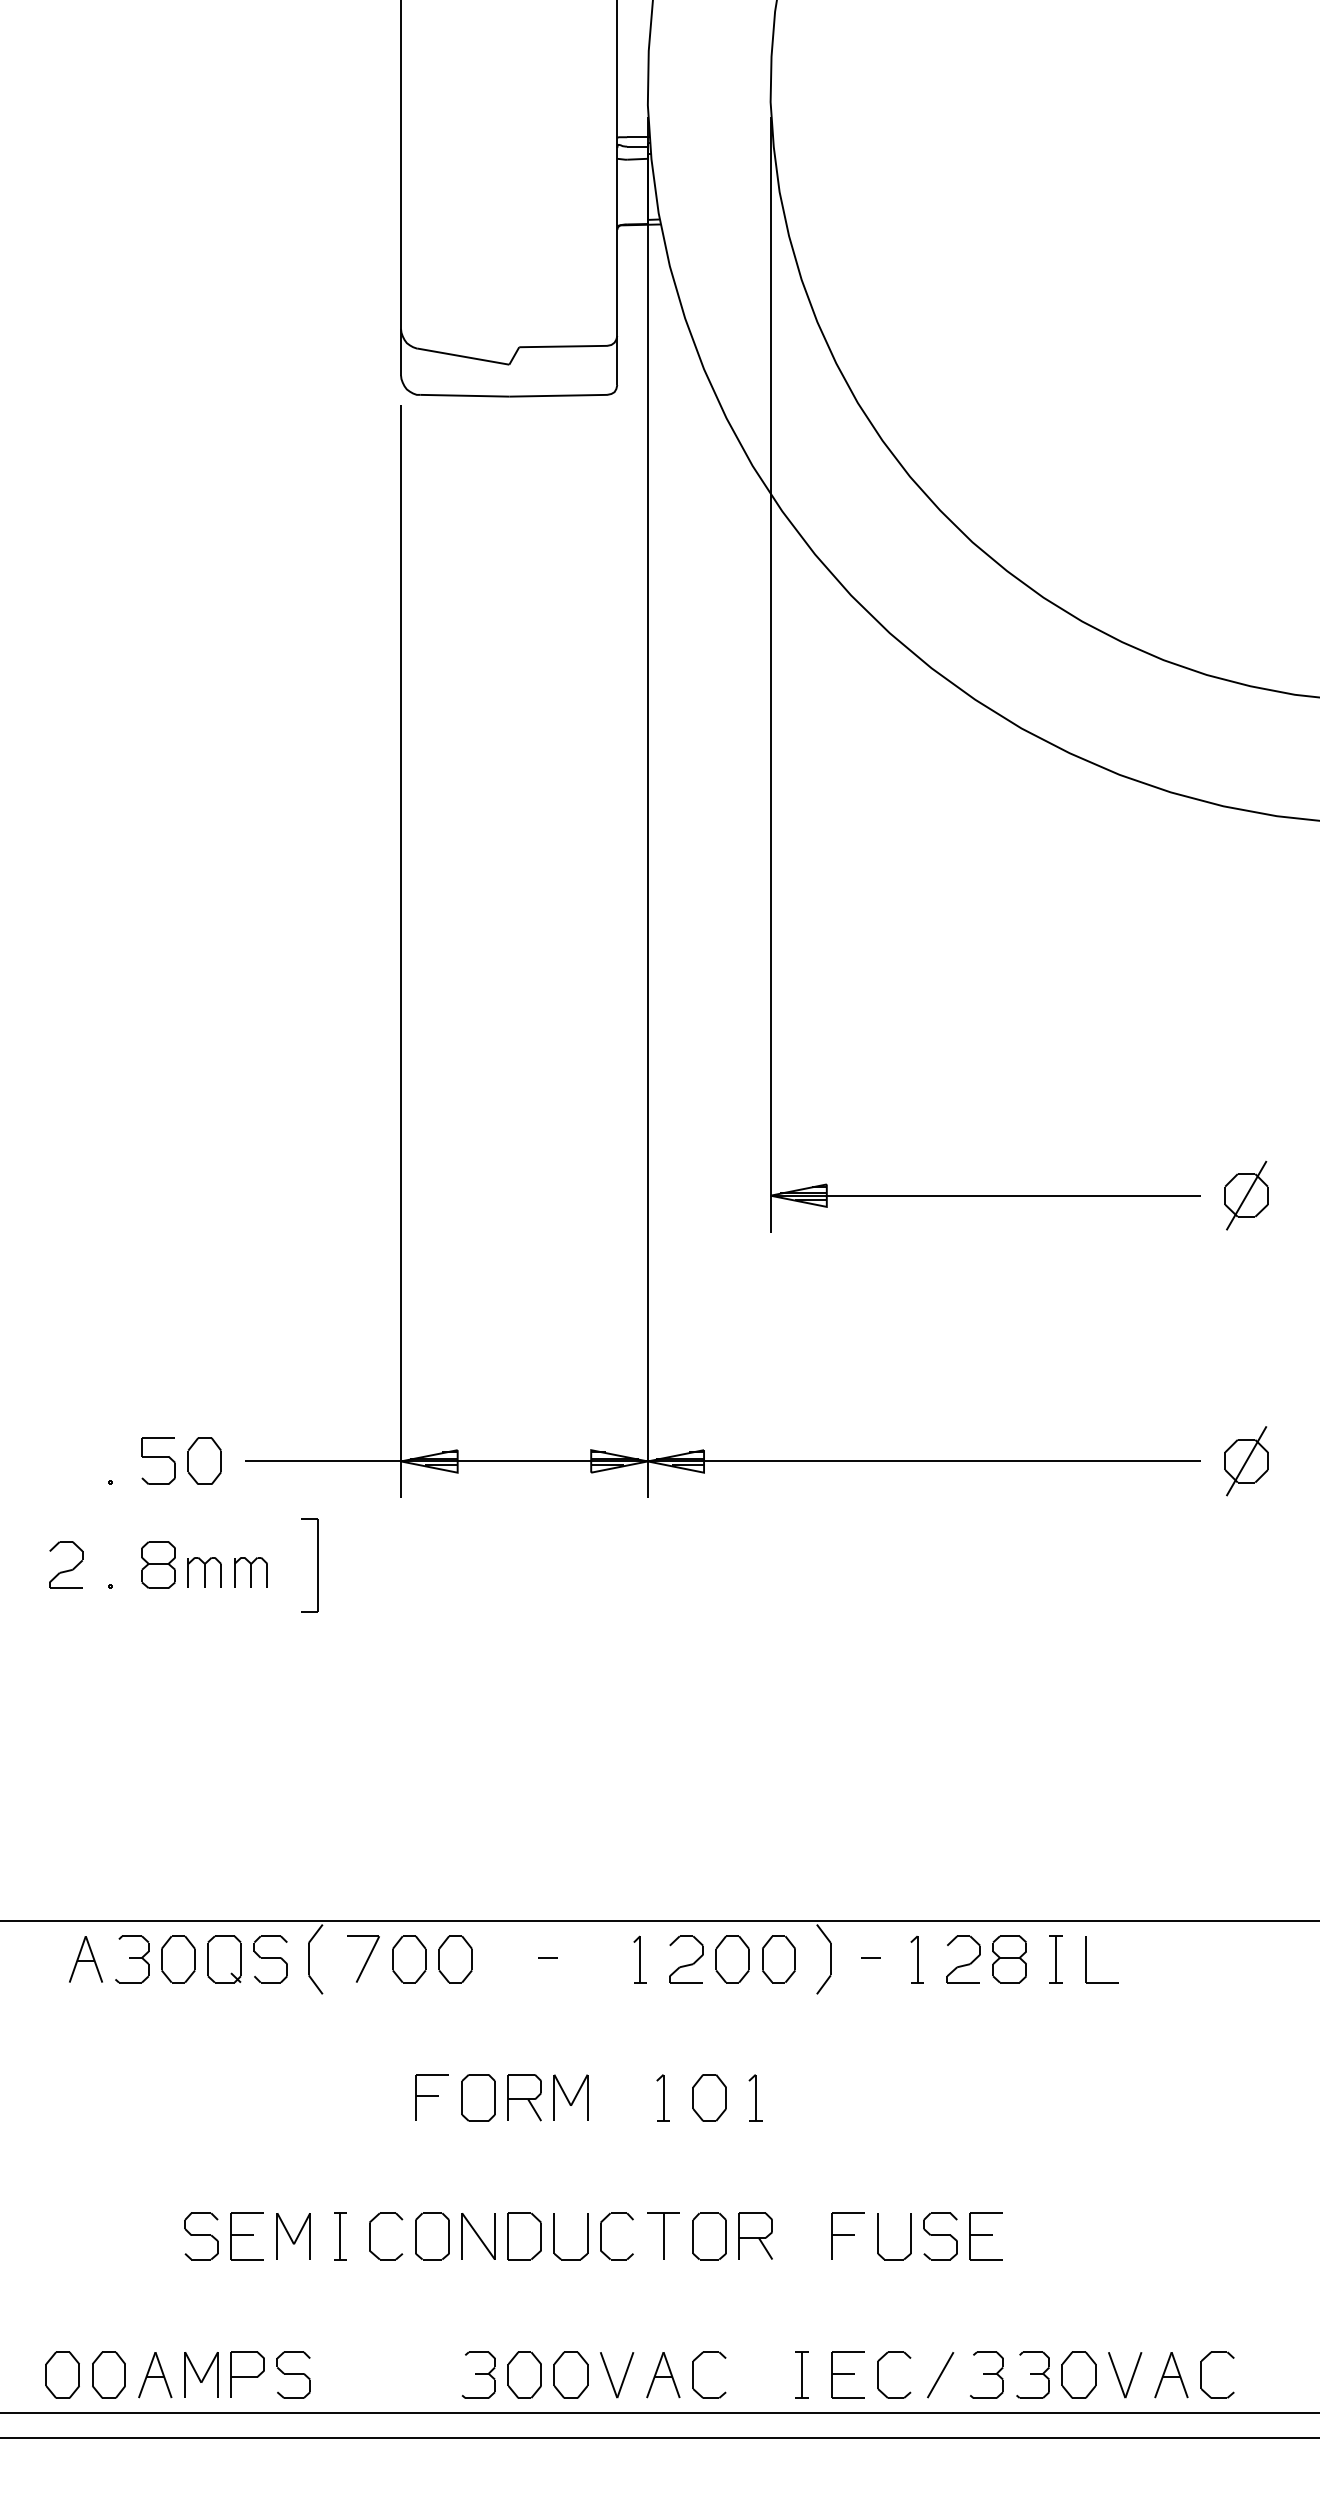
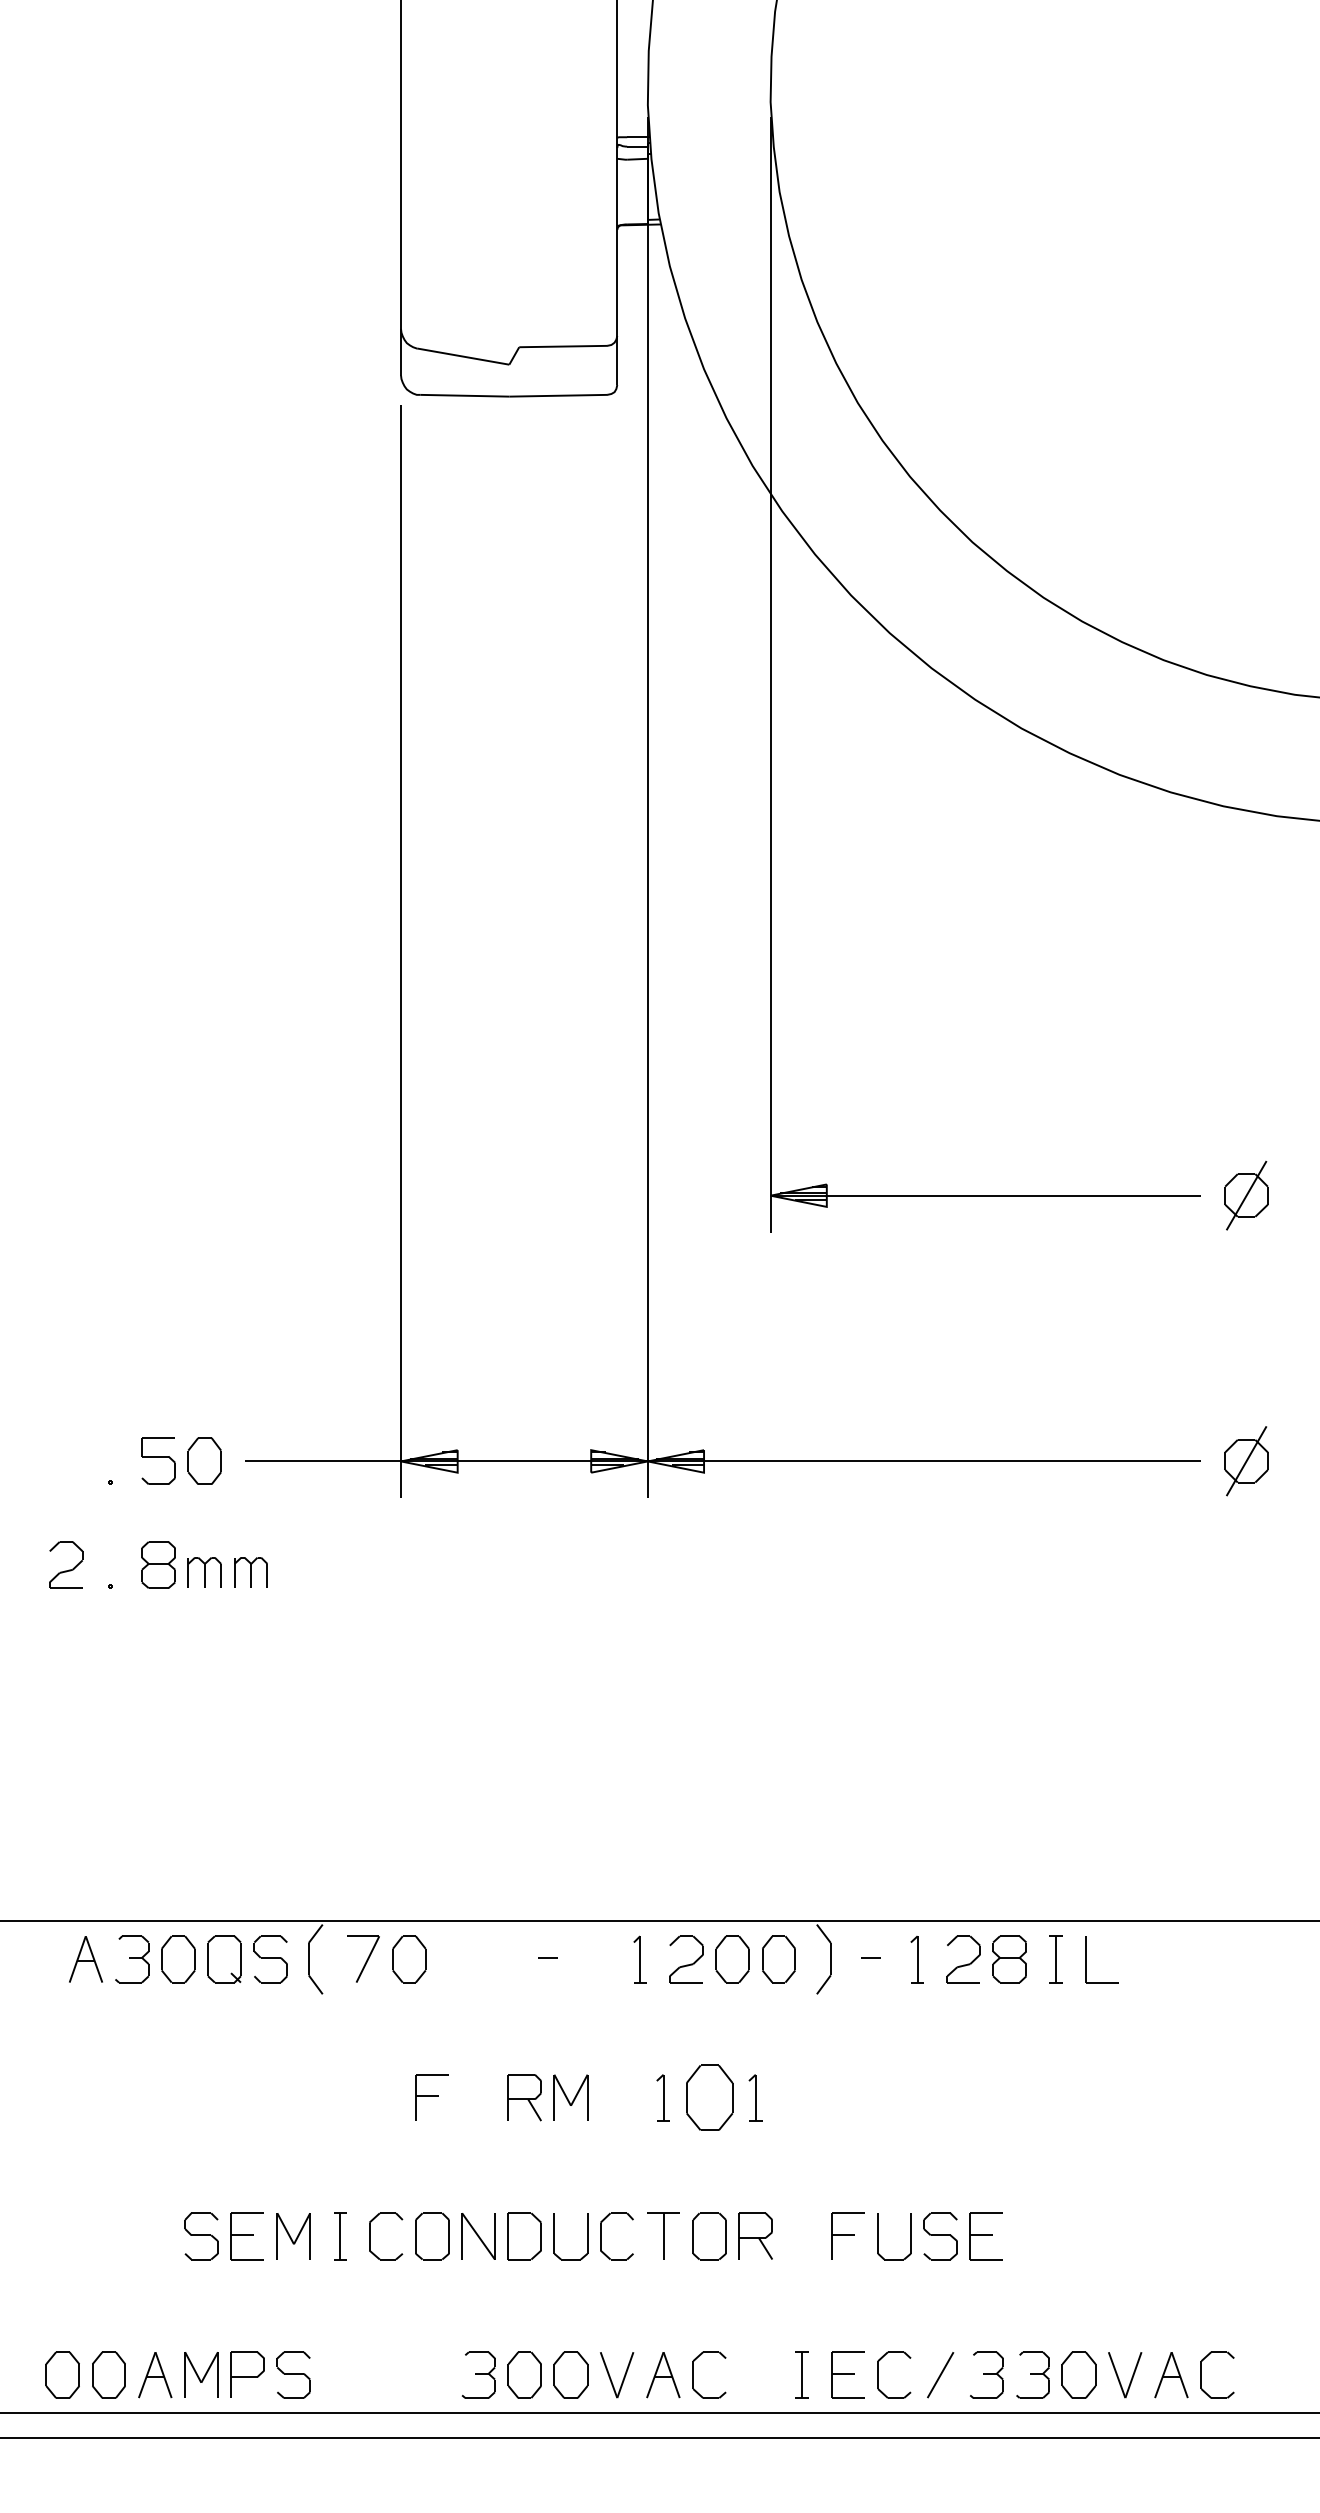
part: present -> none (317, 1565)
part: present -> none (455, 1959)
part: present -> none (478, 2097)
part size: 35x48 px -> 48x67 px (709, 2097)
